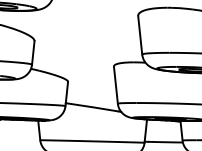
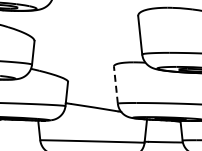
line: solid -> dashed (115, 85)
